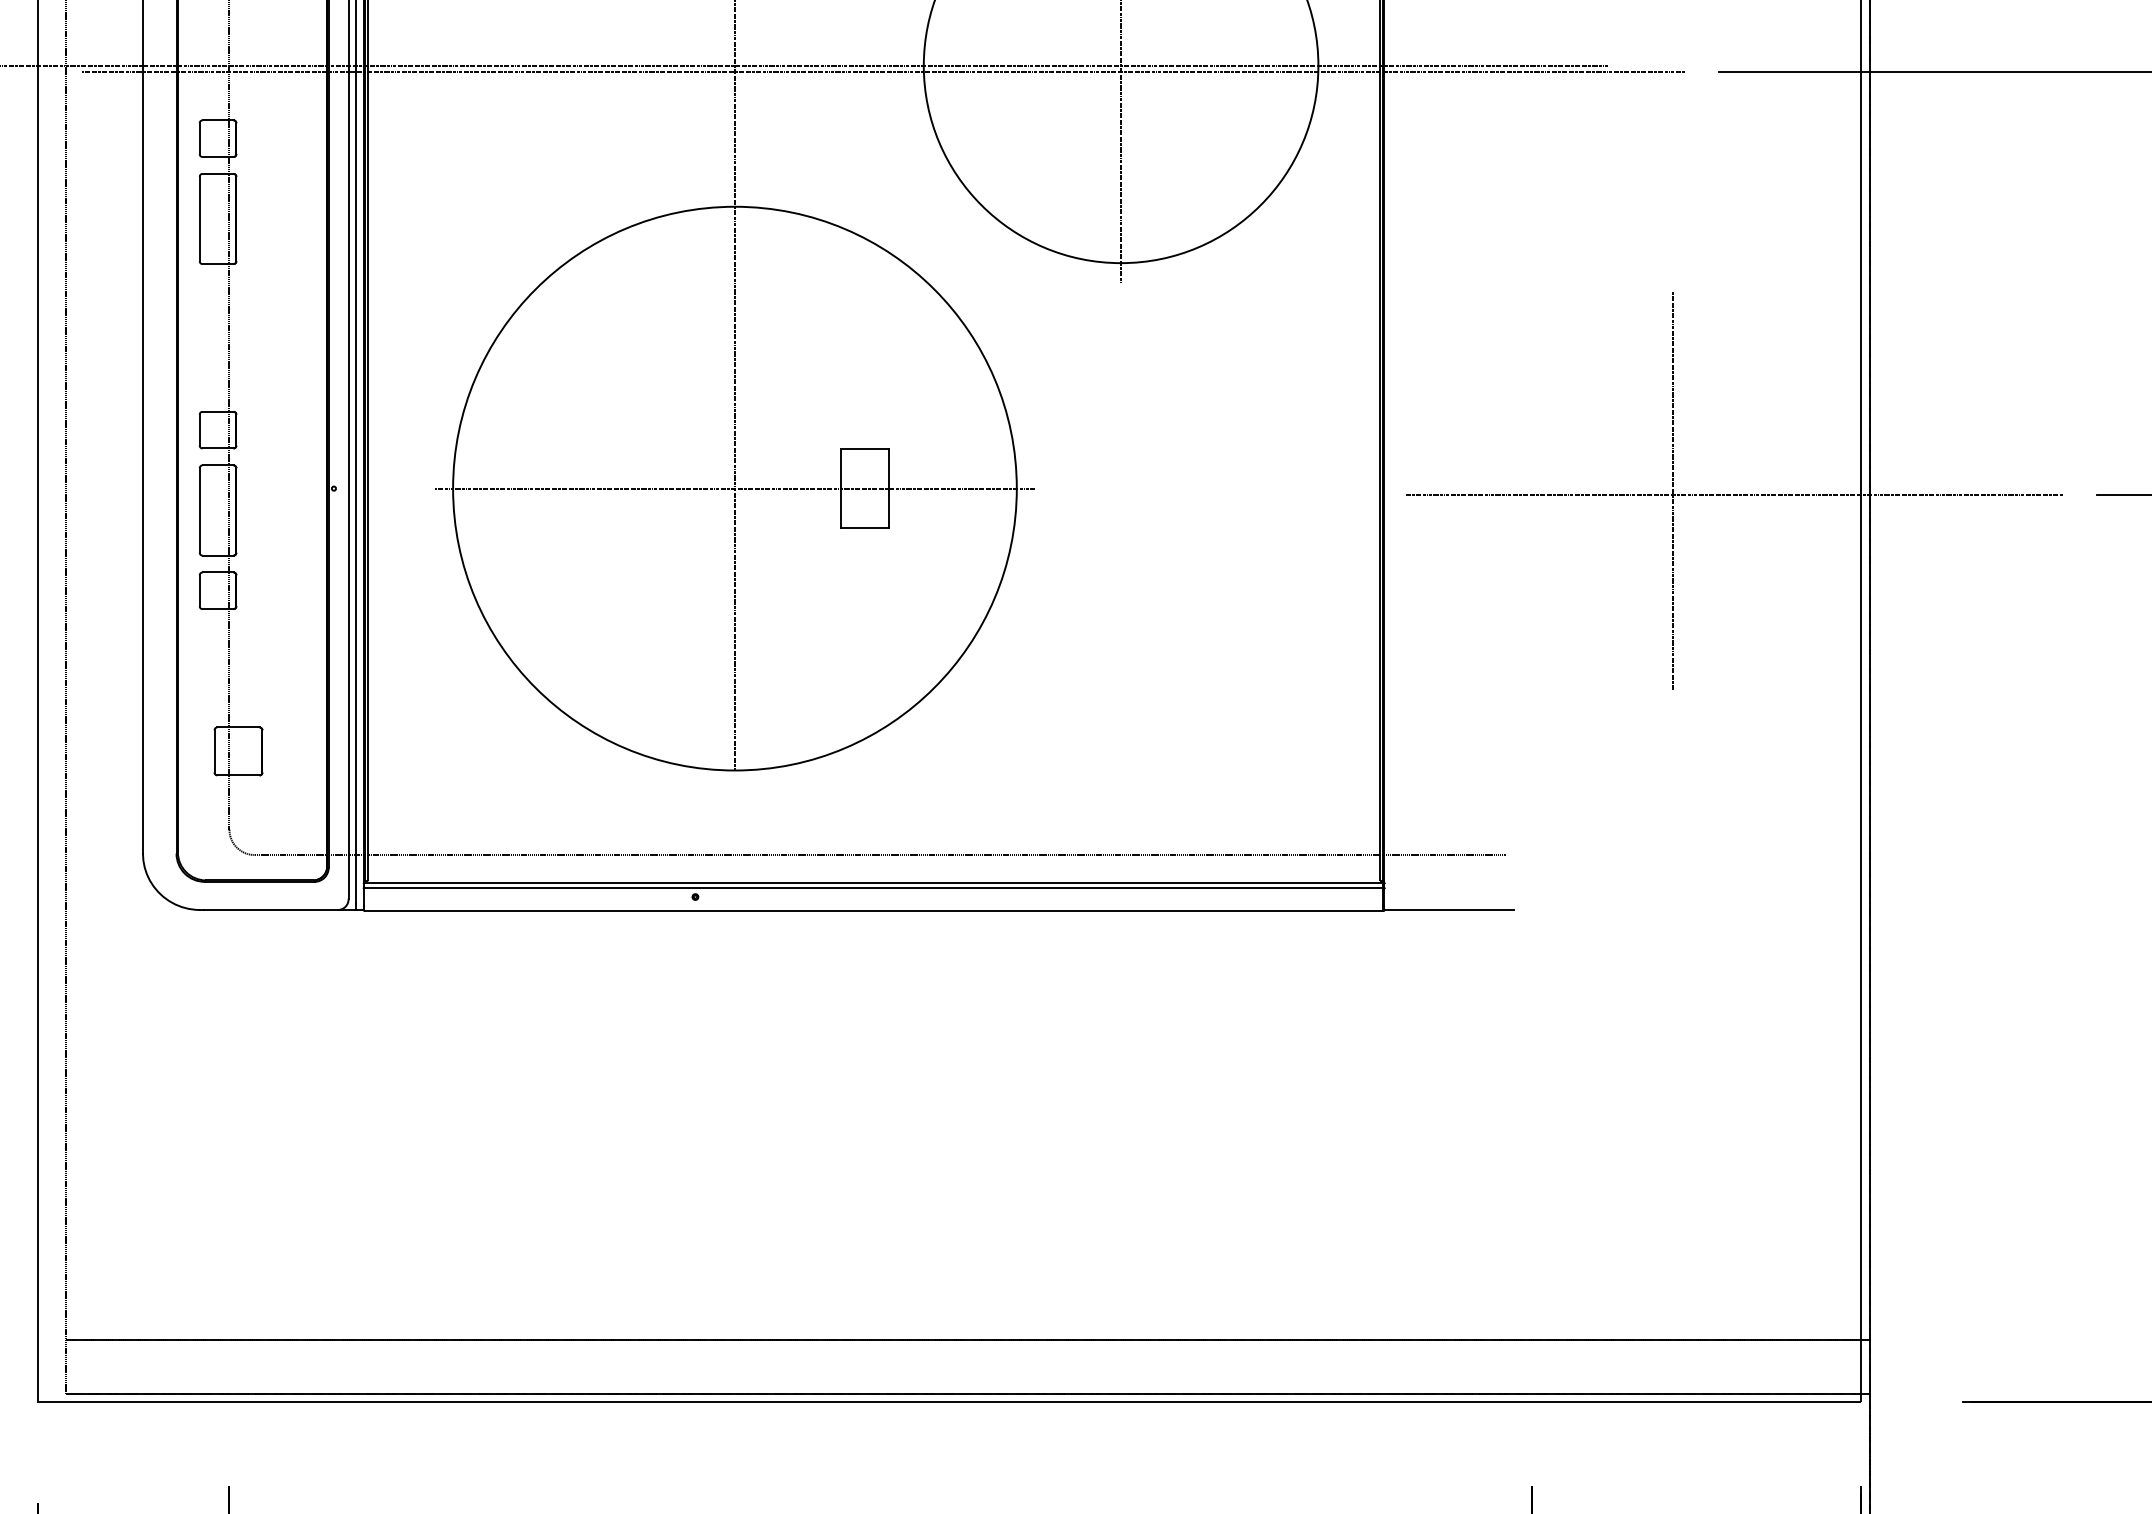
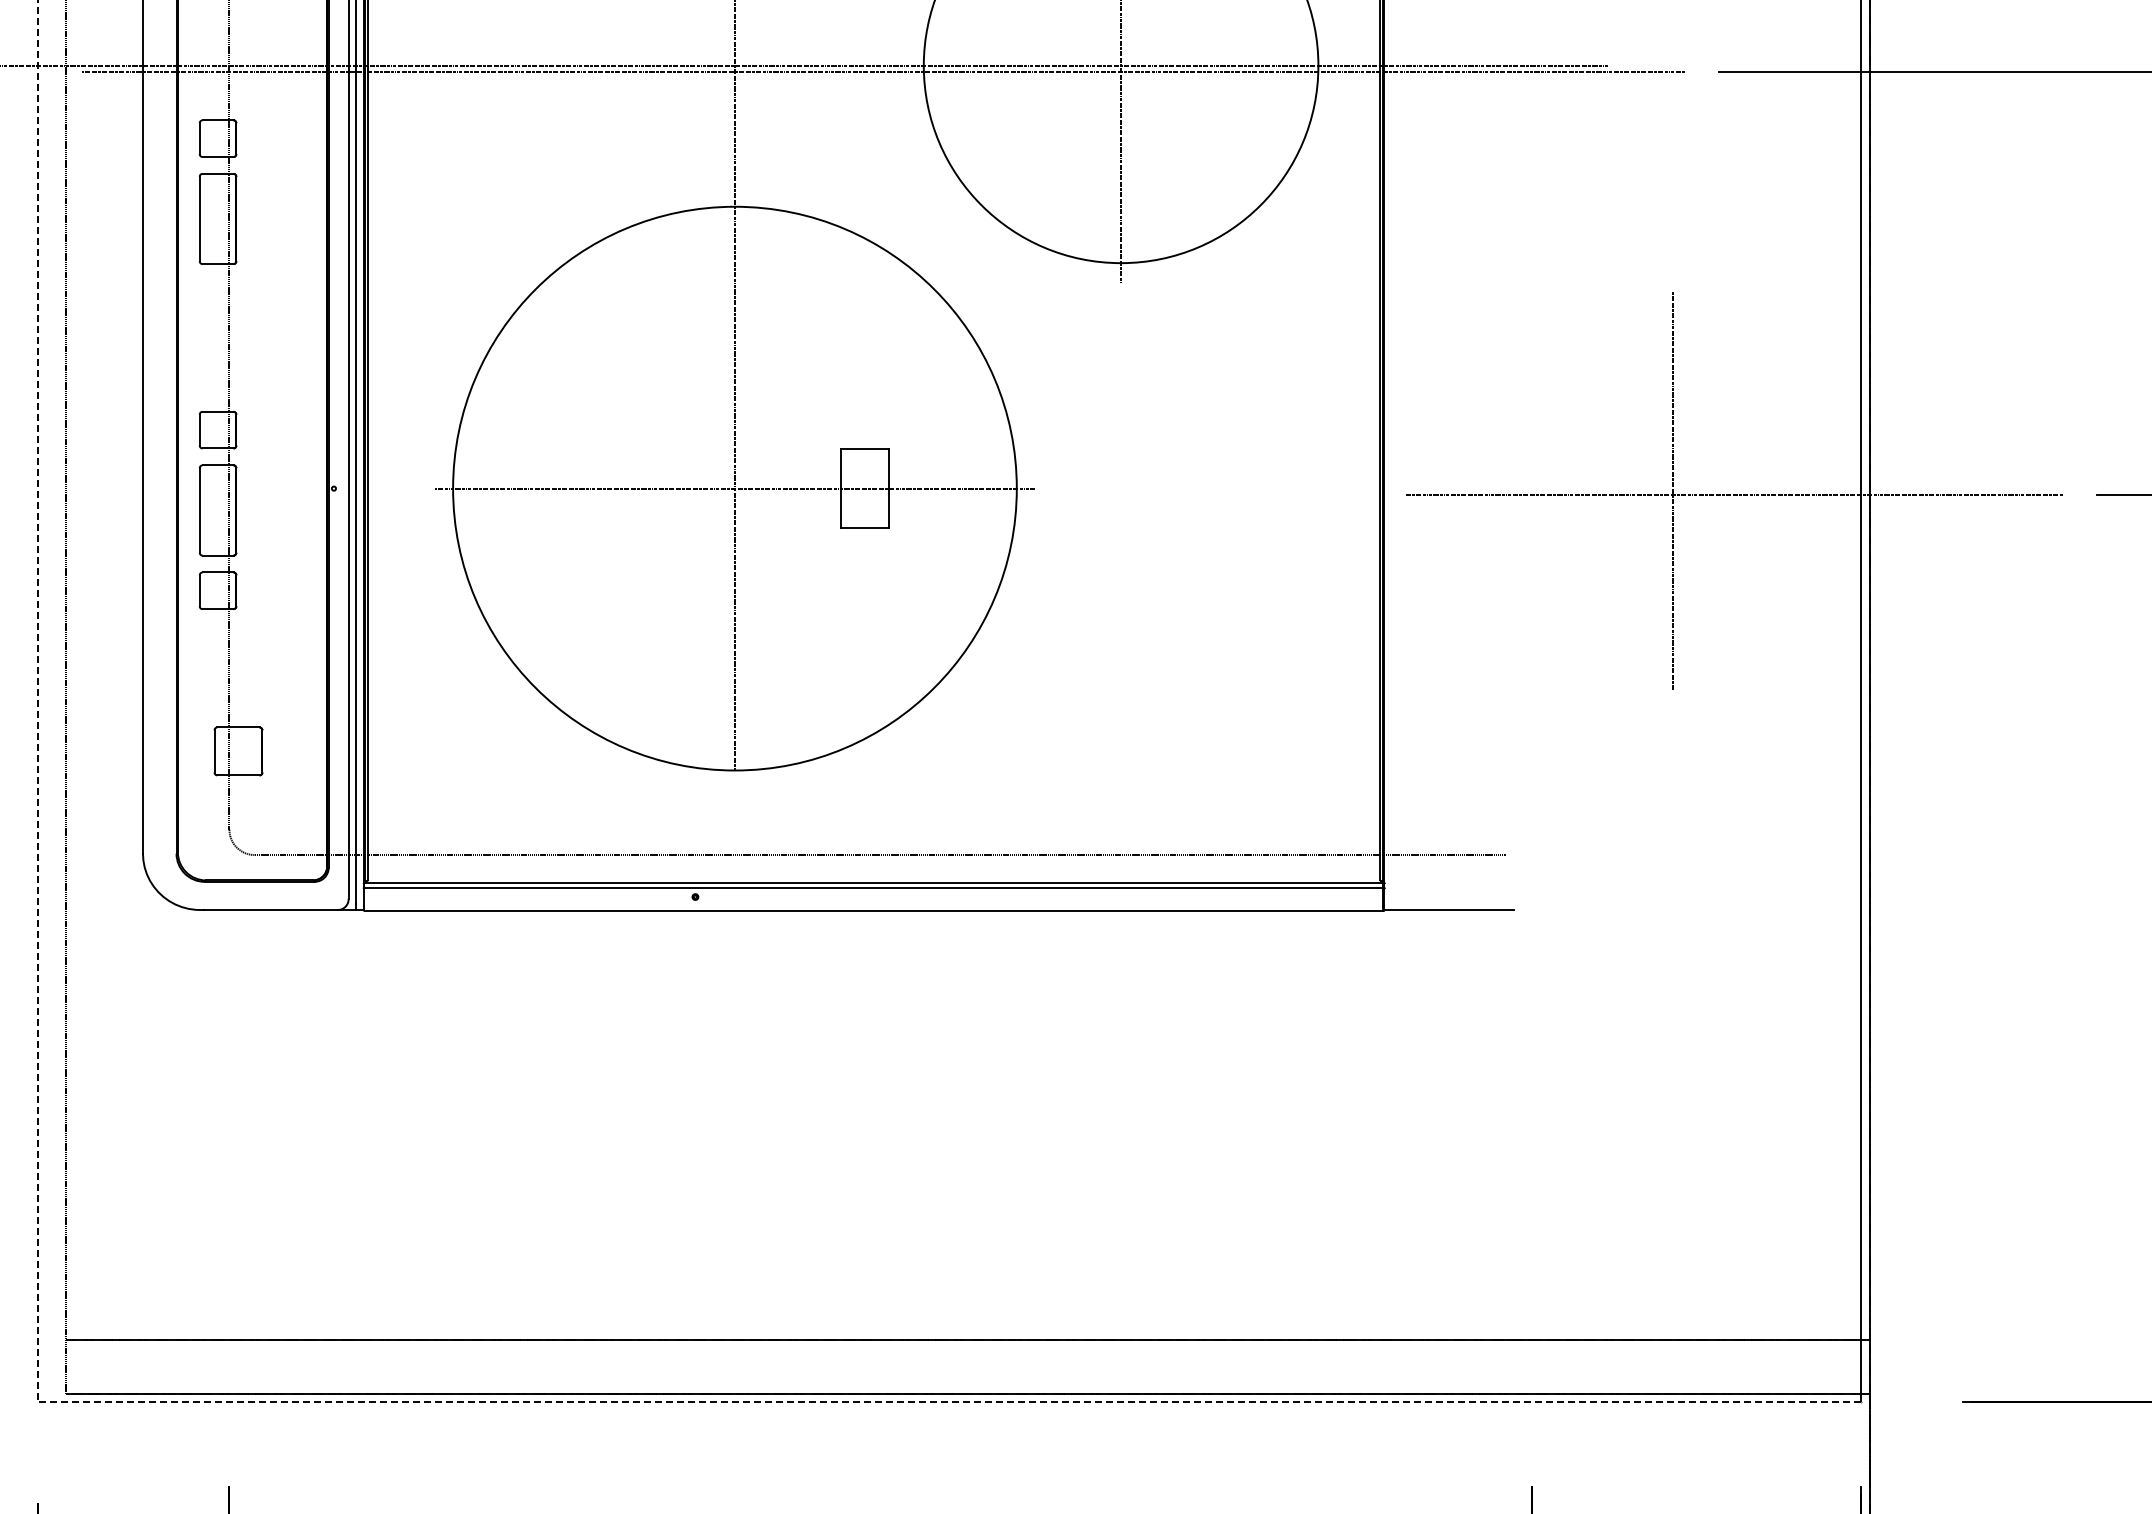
line: solid -> dashed (248, 1402)
